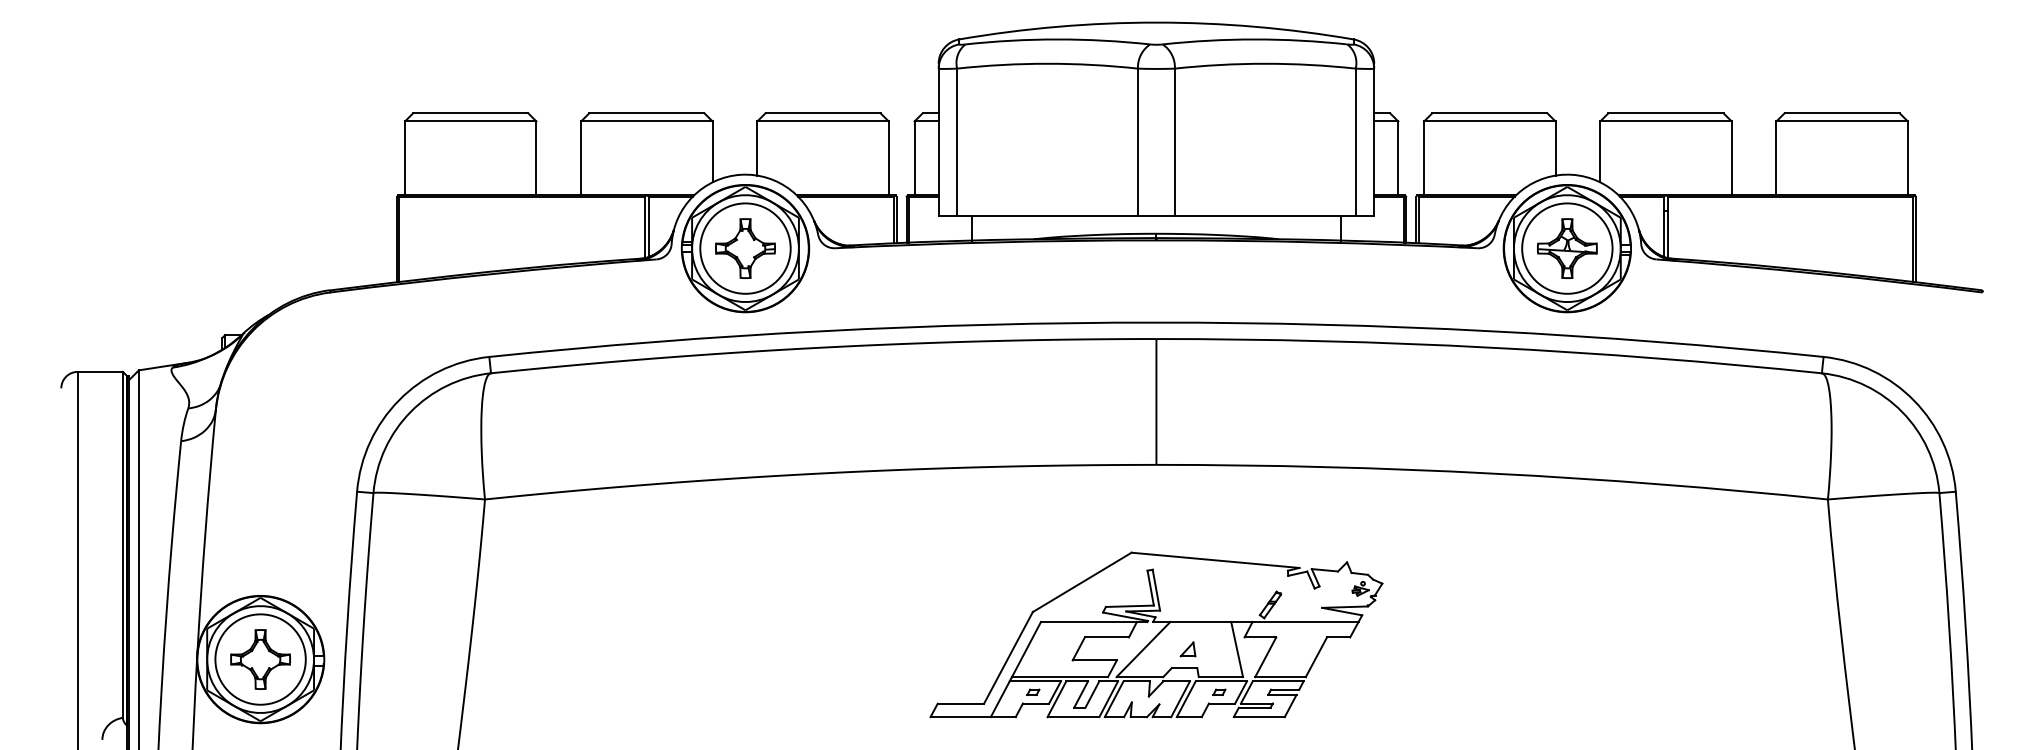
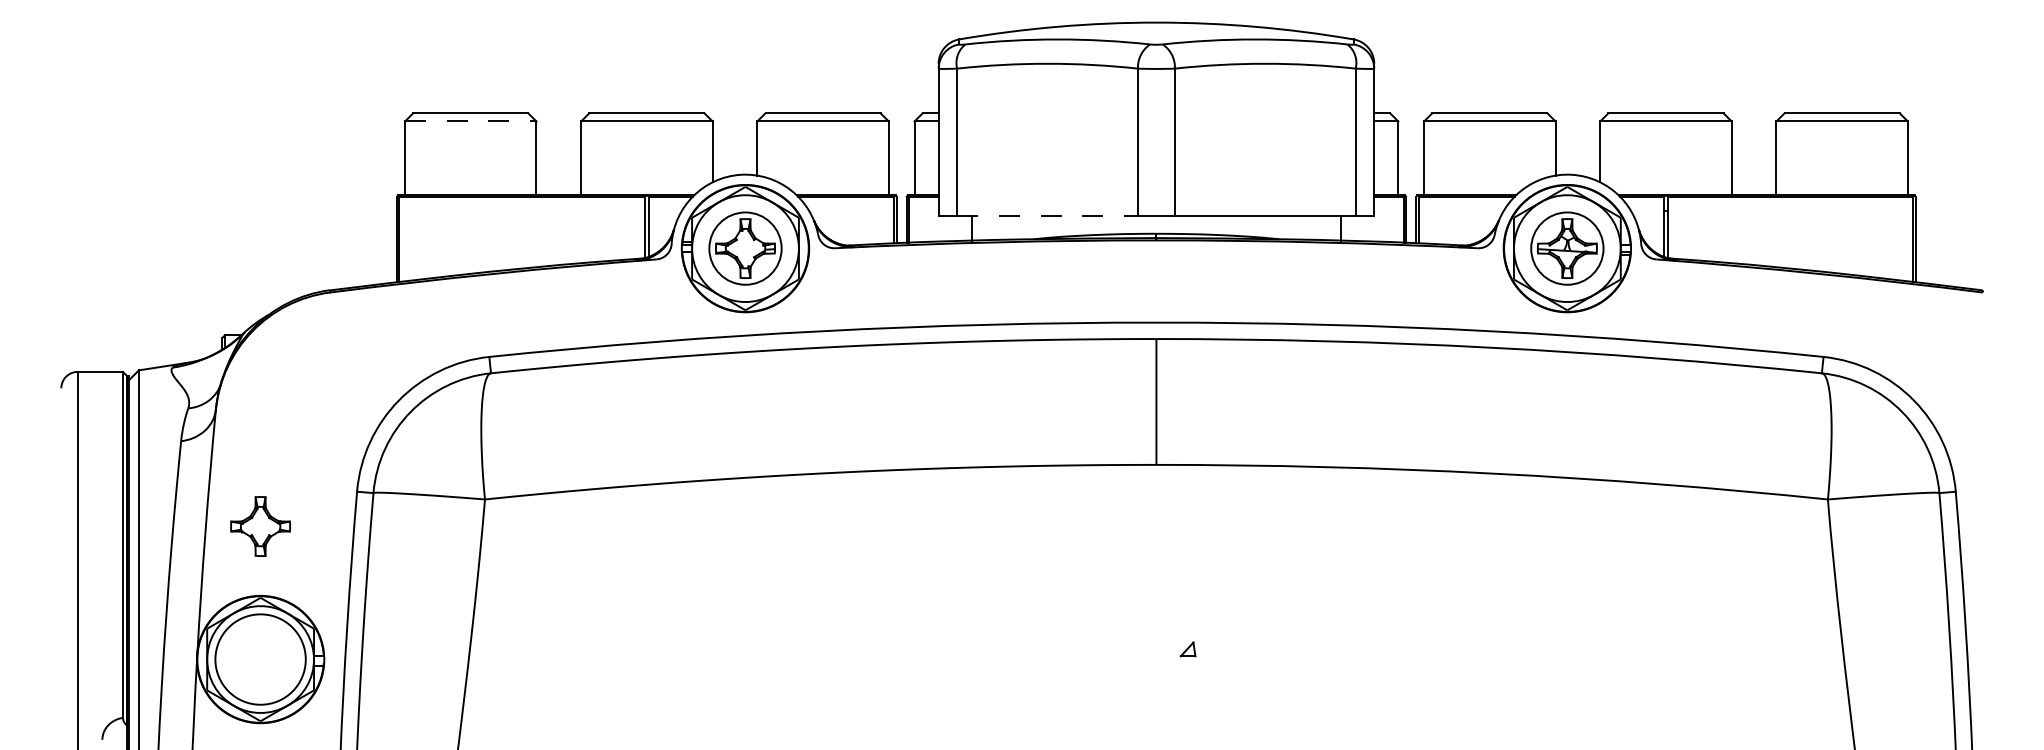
line: solid -> dashed (470, 121)
line: solid -> dashed (1048, 215)
circle diameter: 90 px -> 72 px (745, 248)
circle diameter: 90 px -> 72 px (1567, 248)
part: present -> none (1156, 634)
part position: (260, 659) -> (260, 526) (260, 526)
